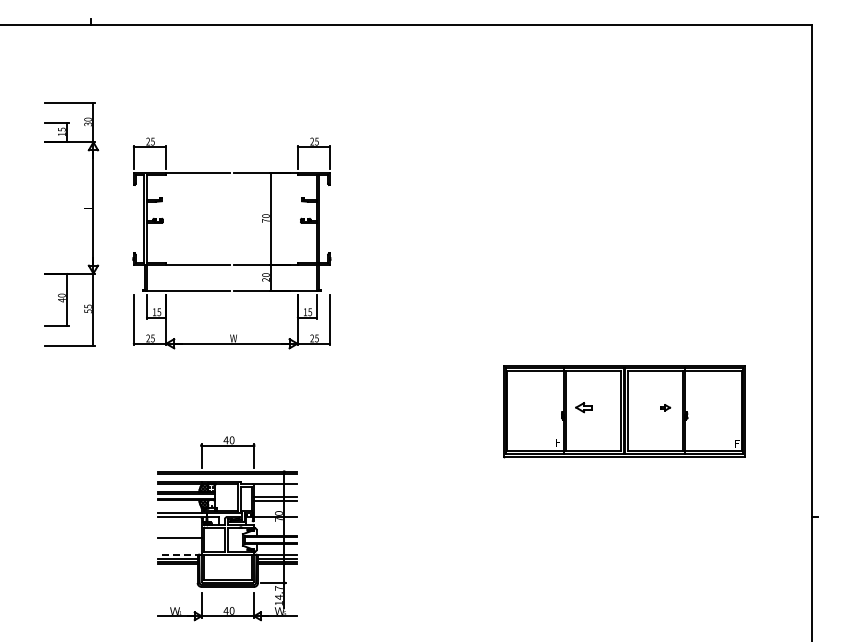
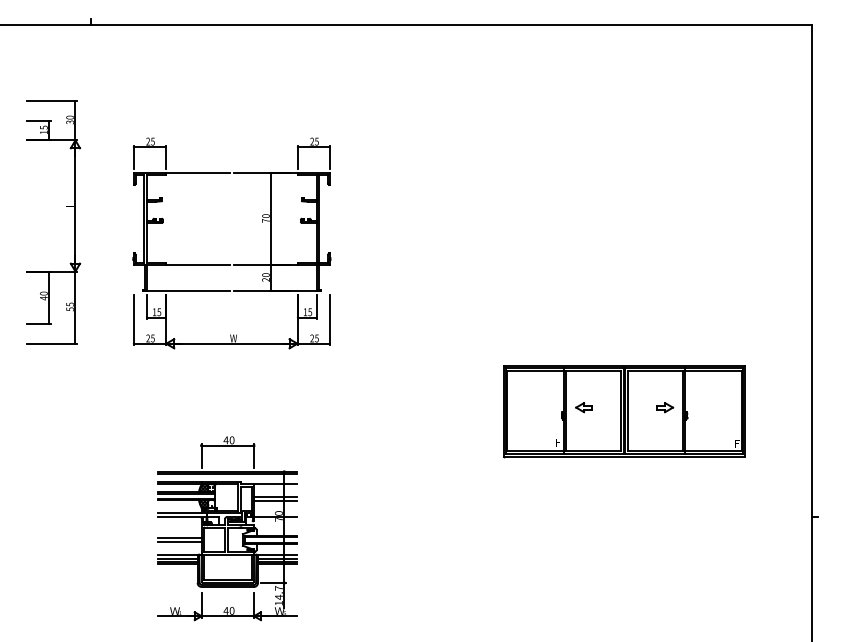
part position: (84, 208) -> (66, 206) (66, 206)
part size: 12x8 px -> 19x12 px (665, 407)
line: none -> present (179, 542)
line: dashed -> solid (179, 554)
